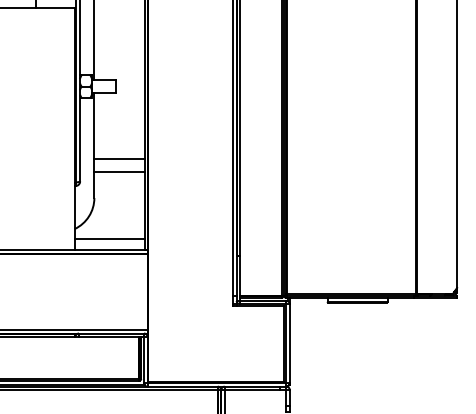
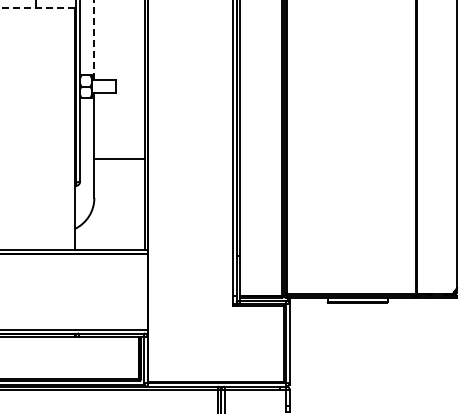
line: solid -> dashed (37, 7)
line: solid -> dashed (94, 39)
line: present -> none (119, 172)
line: present -> none (109, 239)
